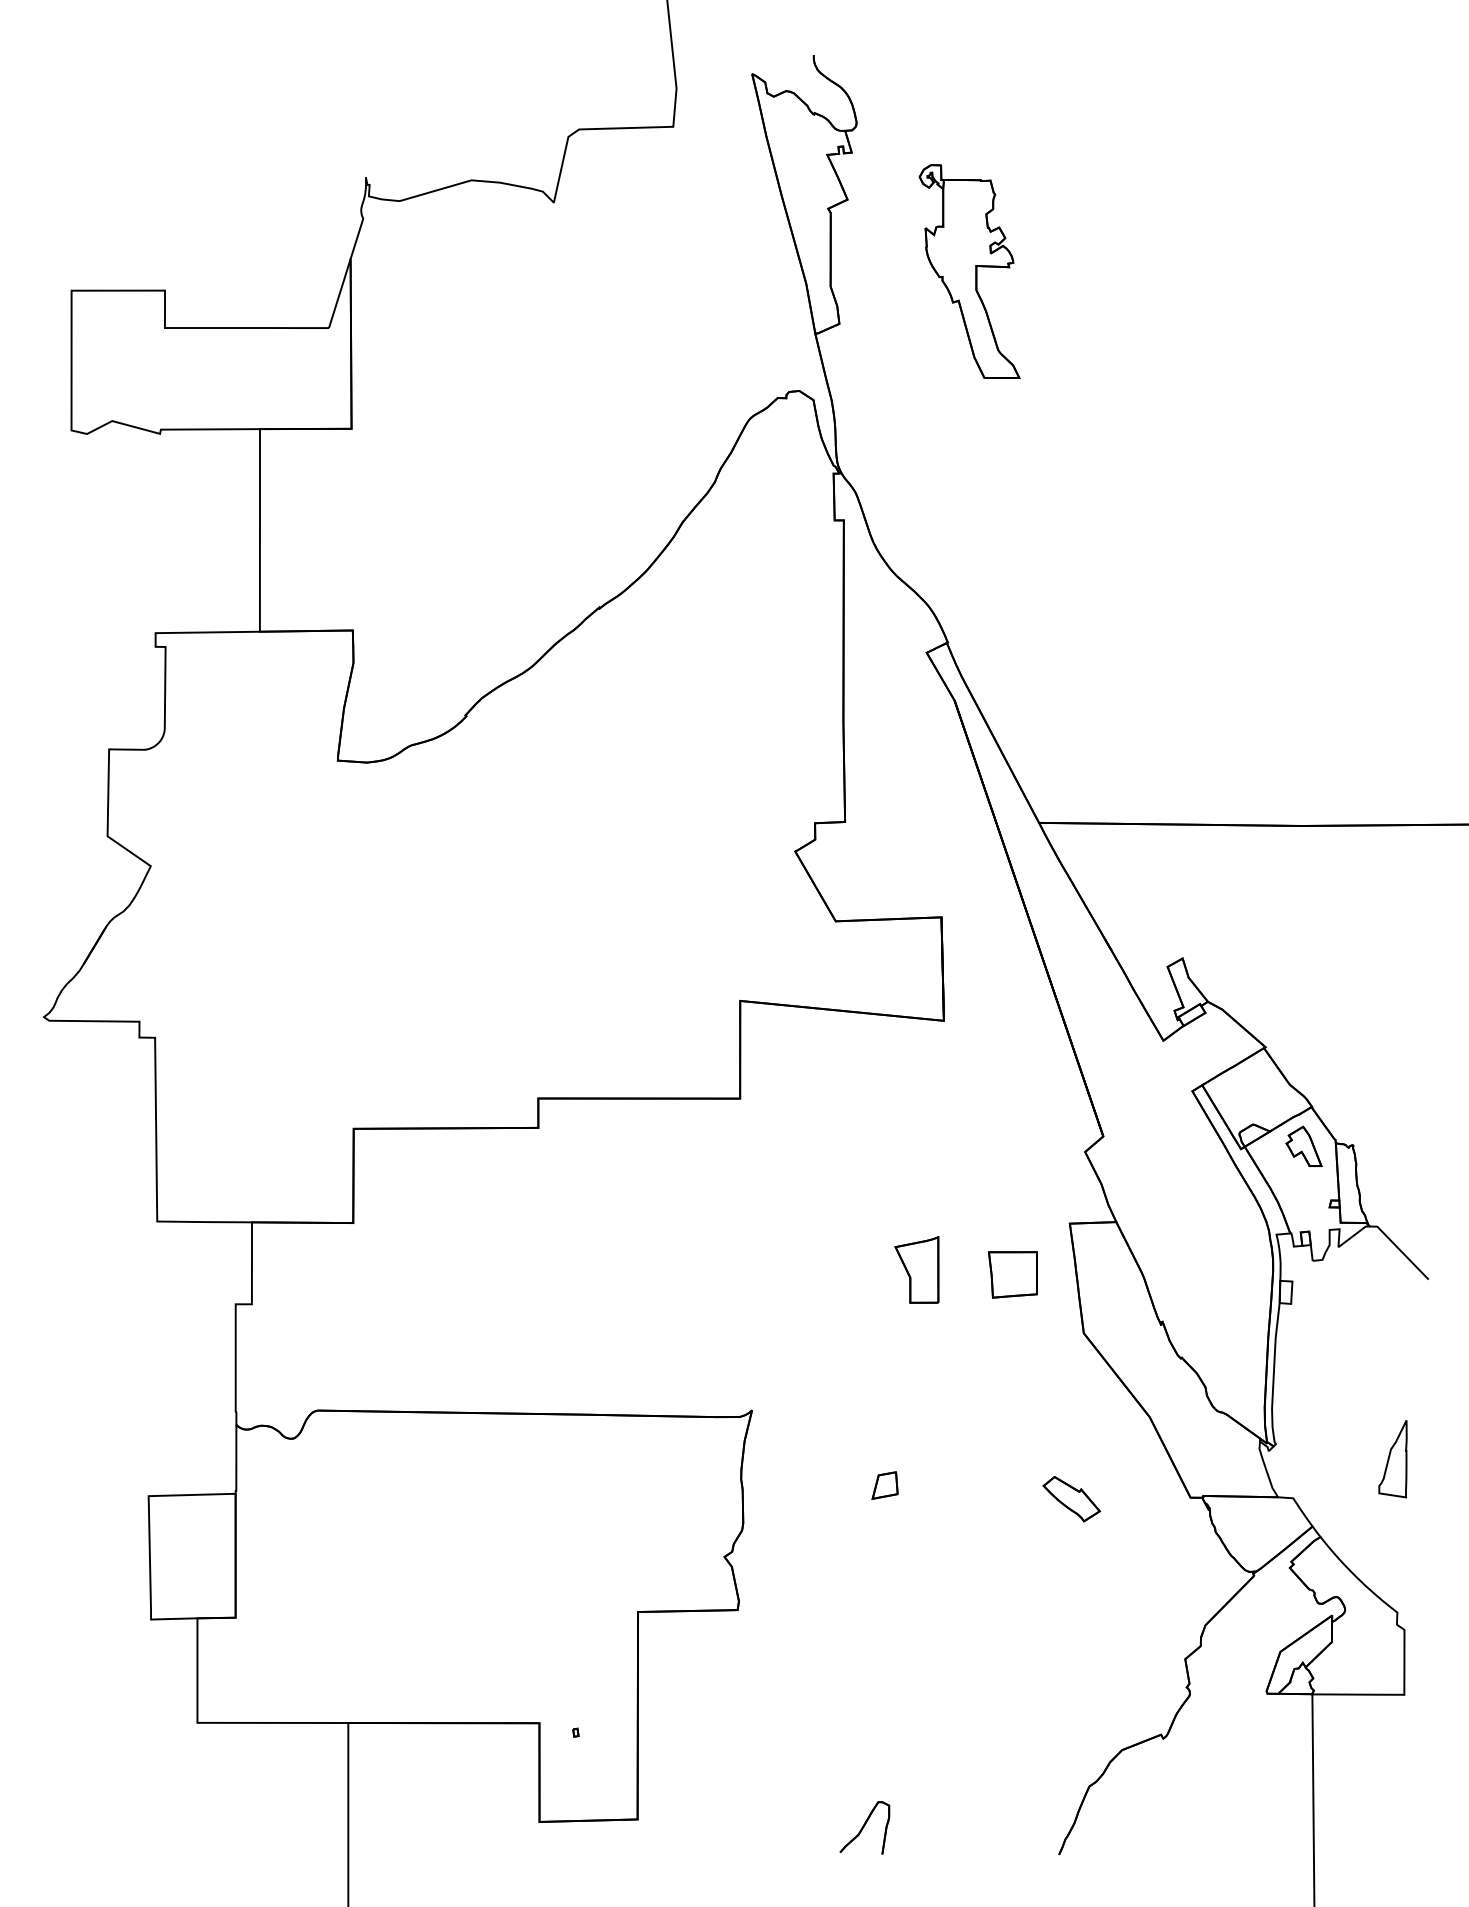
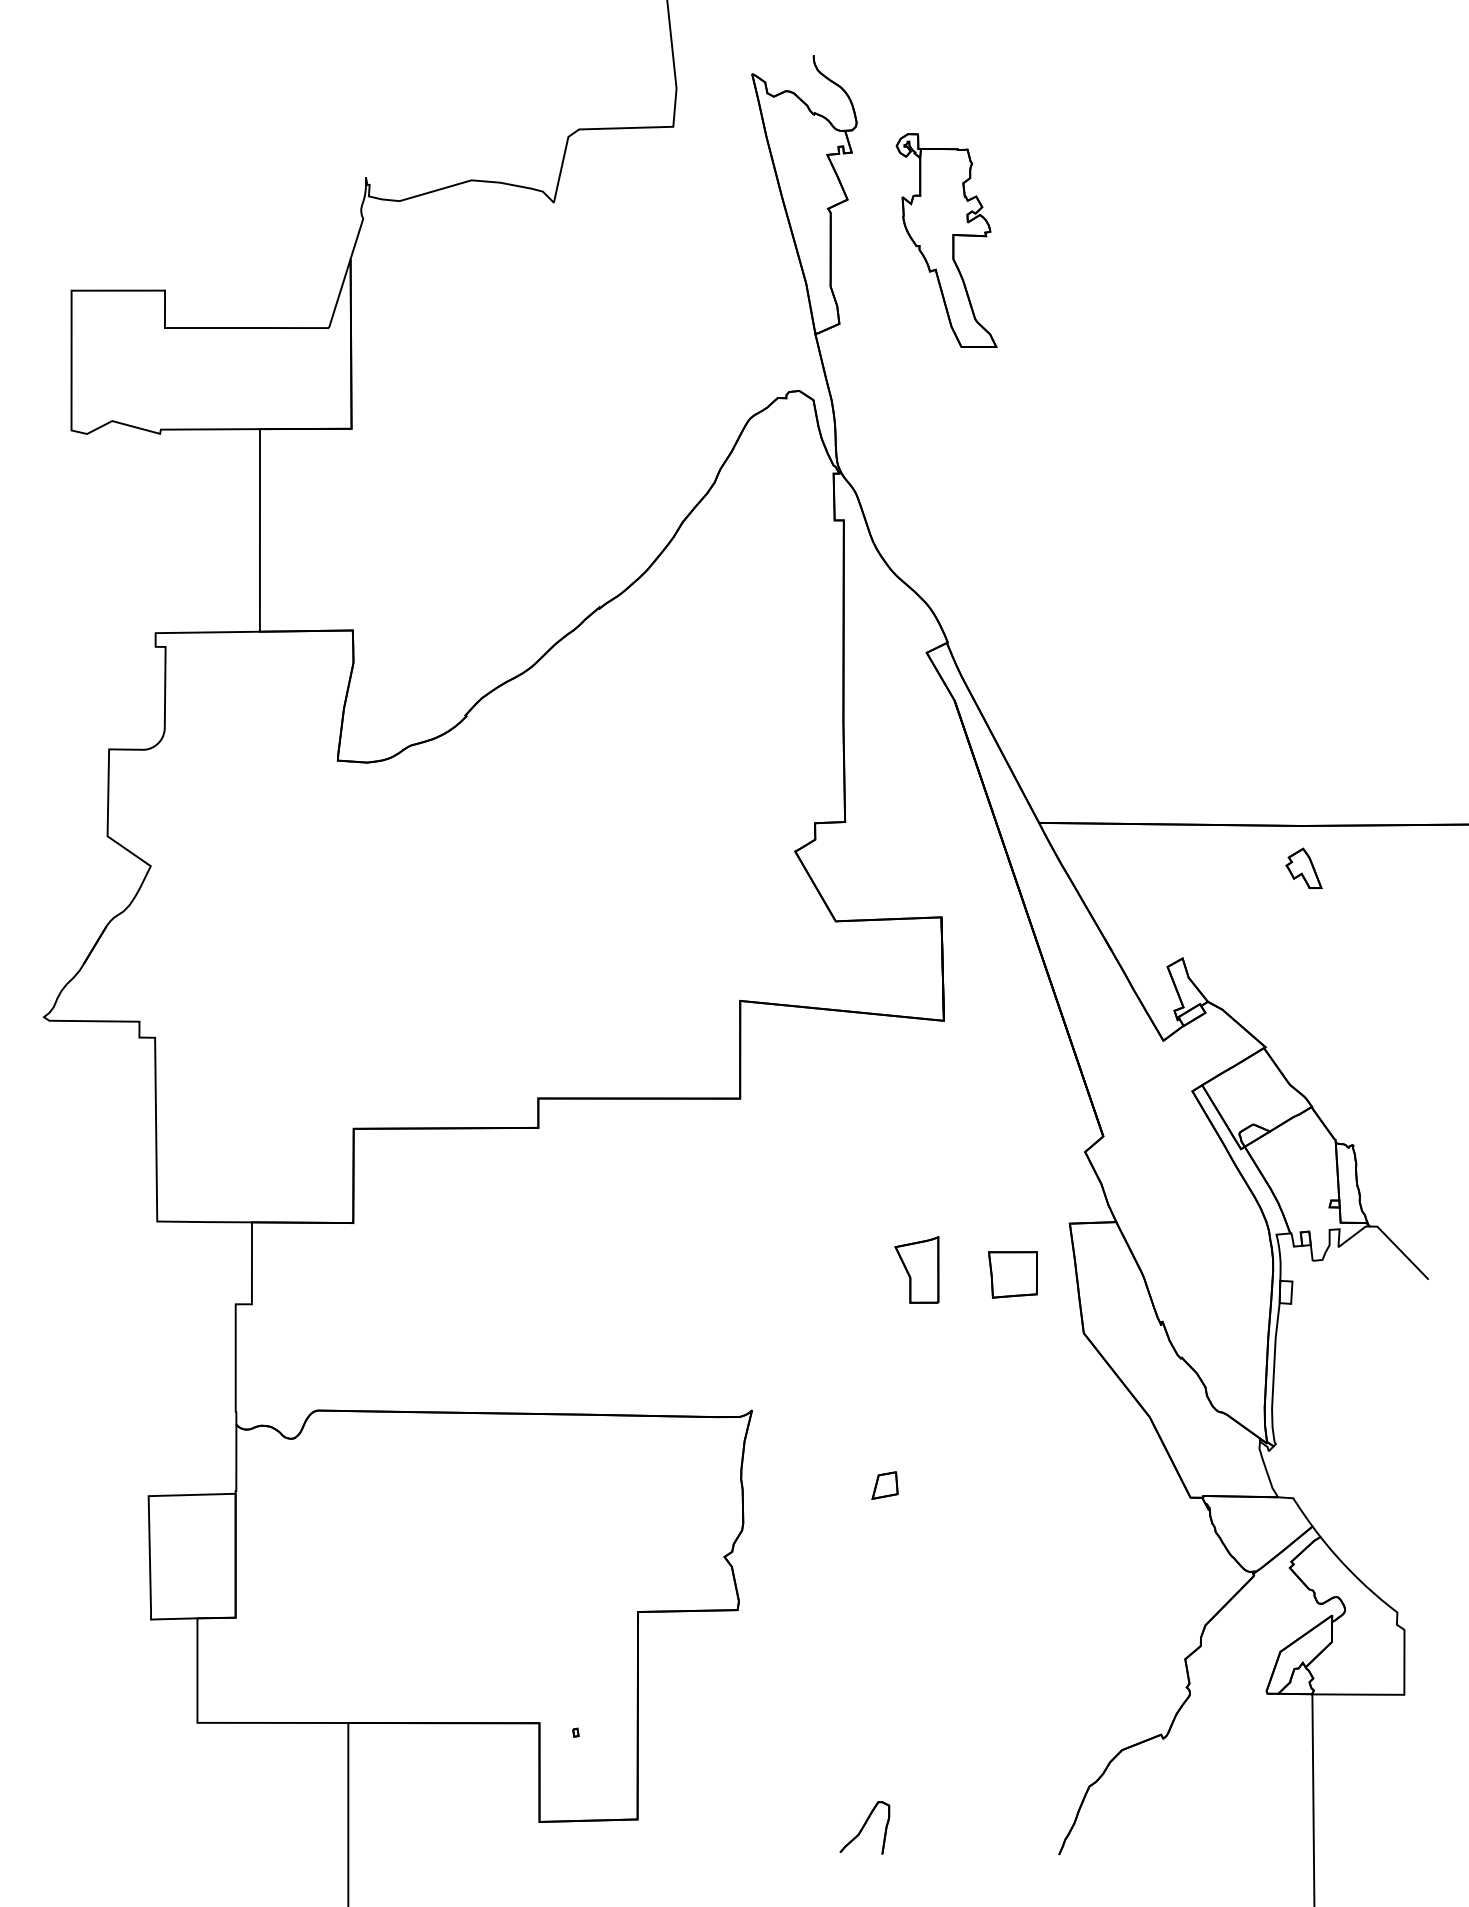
part position: (969, 271) -> (946, 240) (946, 240)
part position: (1303, 1145) -> (1303, 867) (1303, 867)
part: present -> none (1392, 1459)
part: present -> none (1071, 1499)
